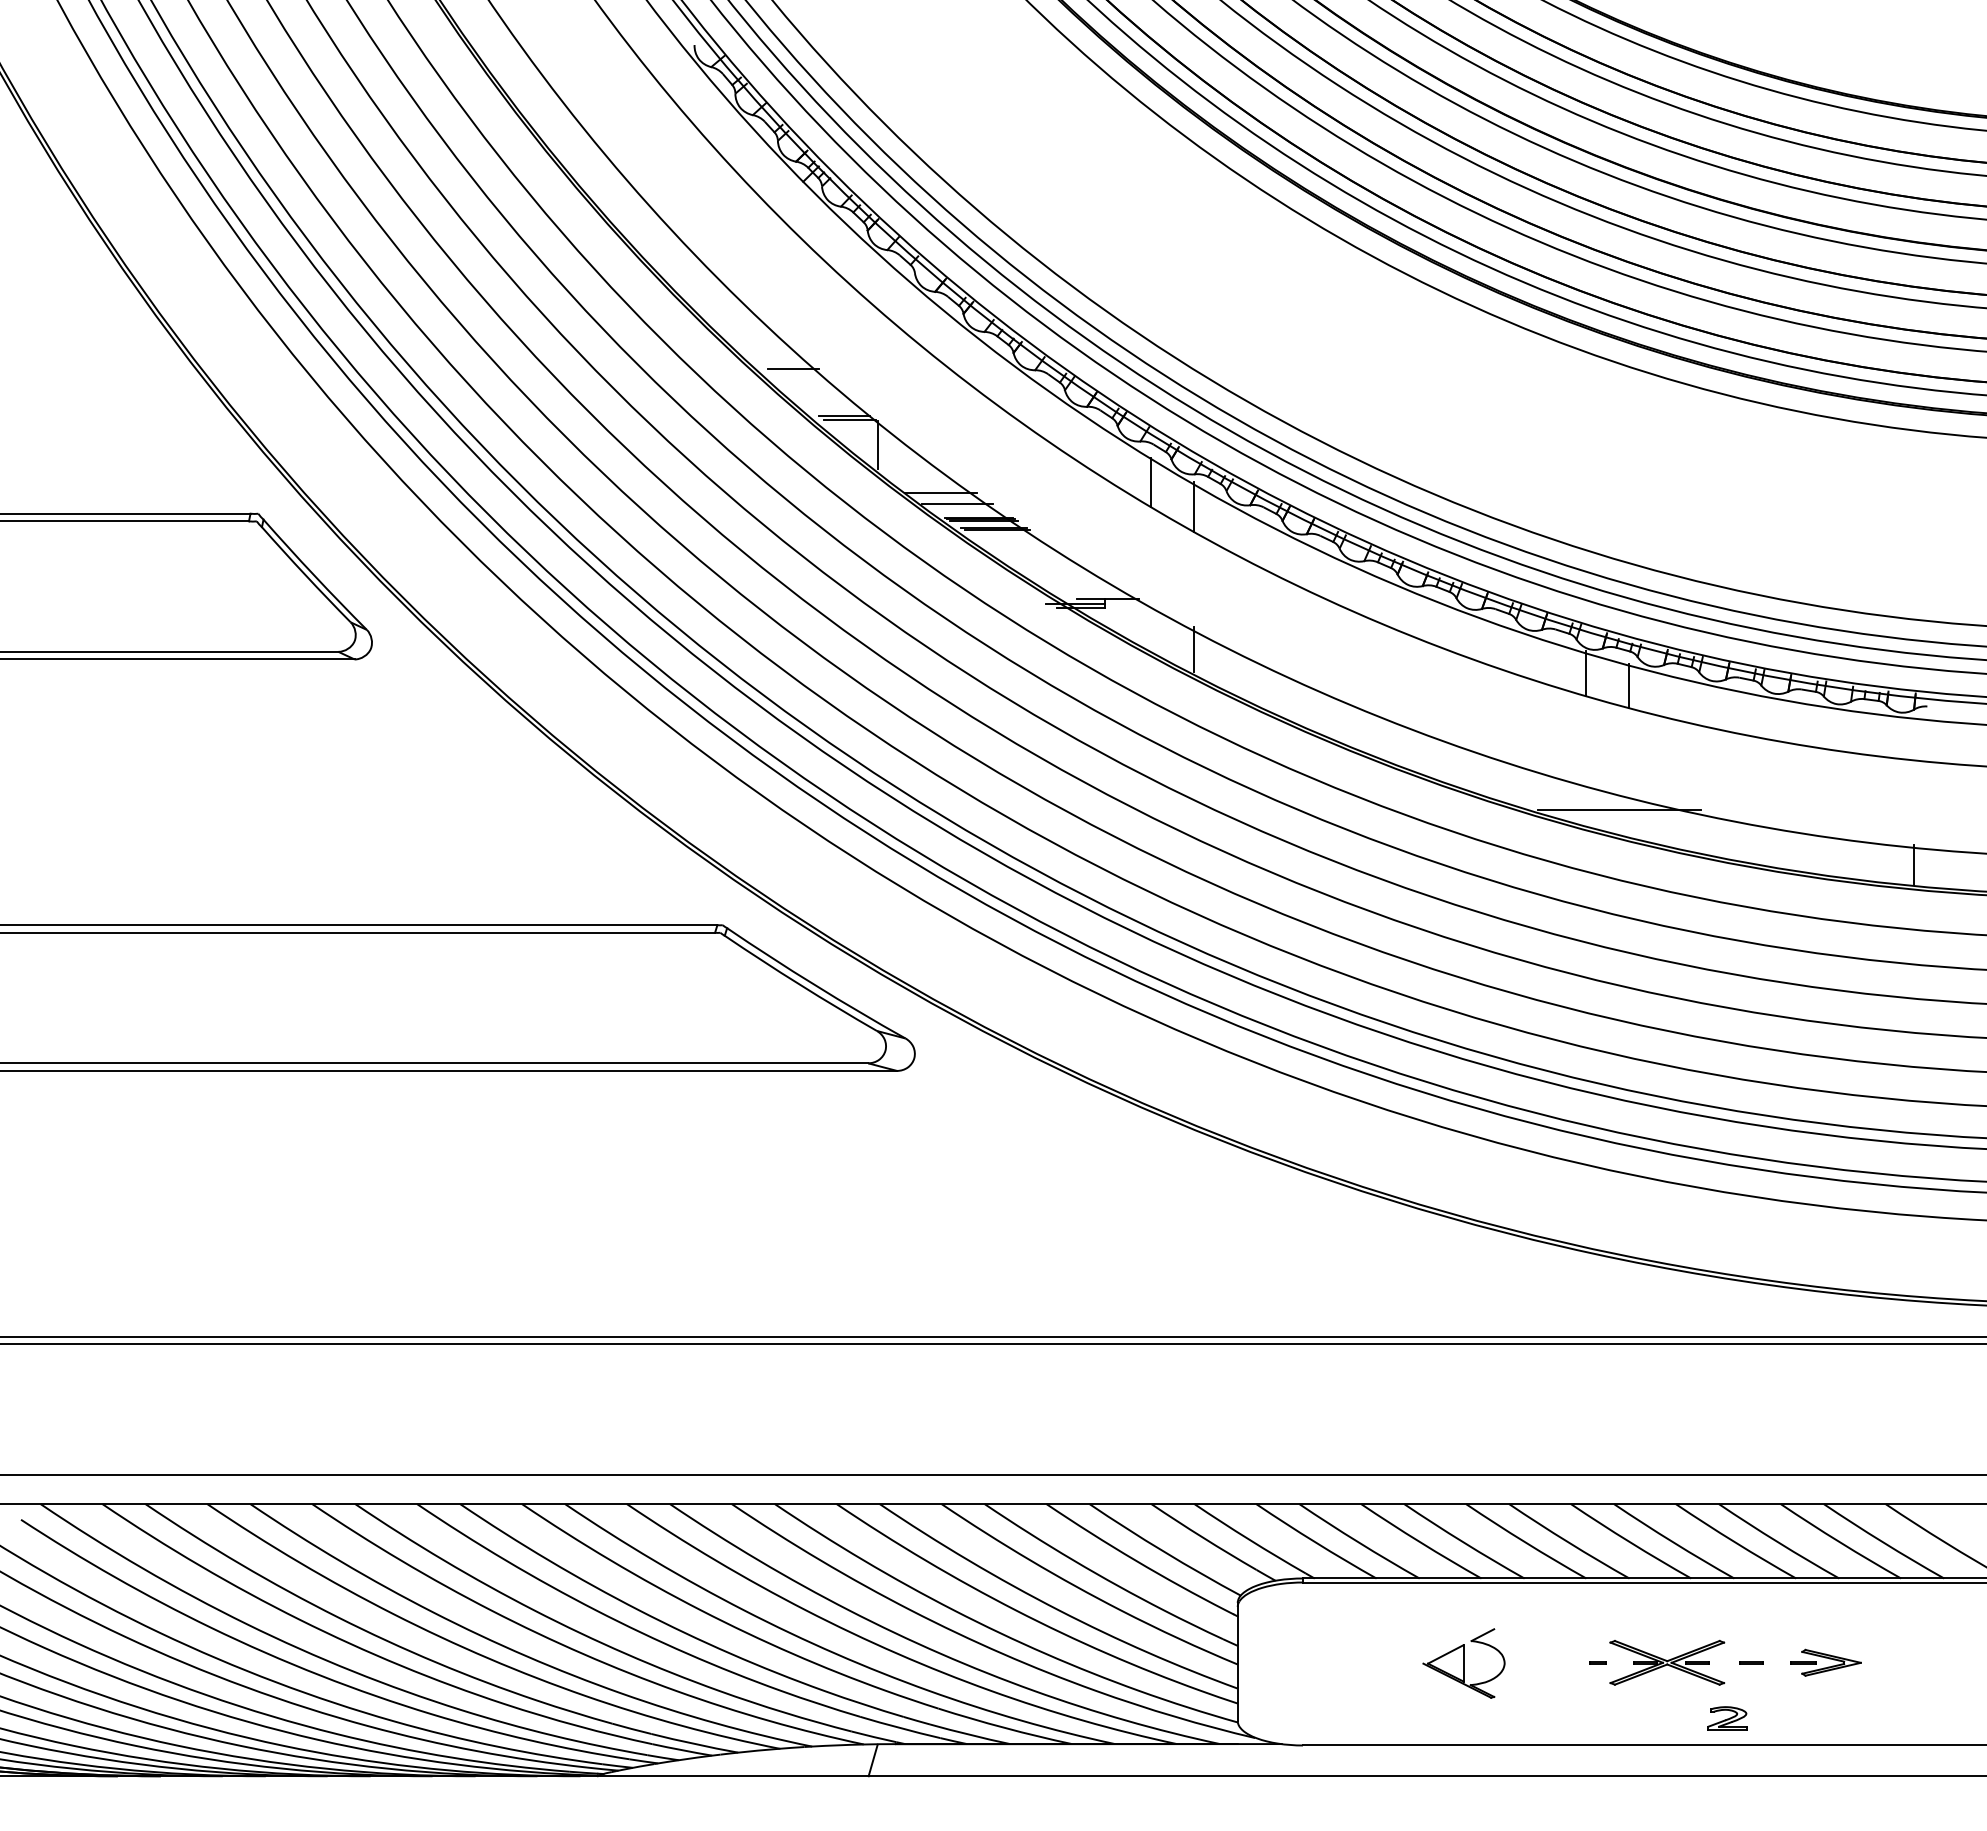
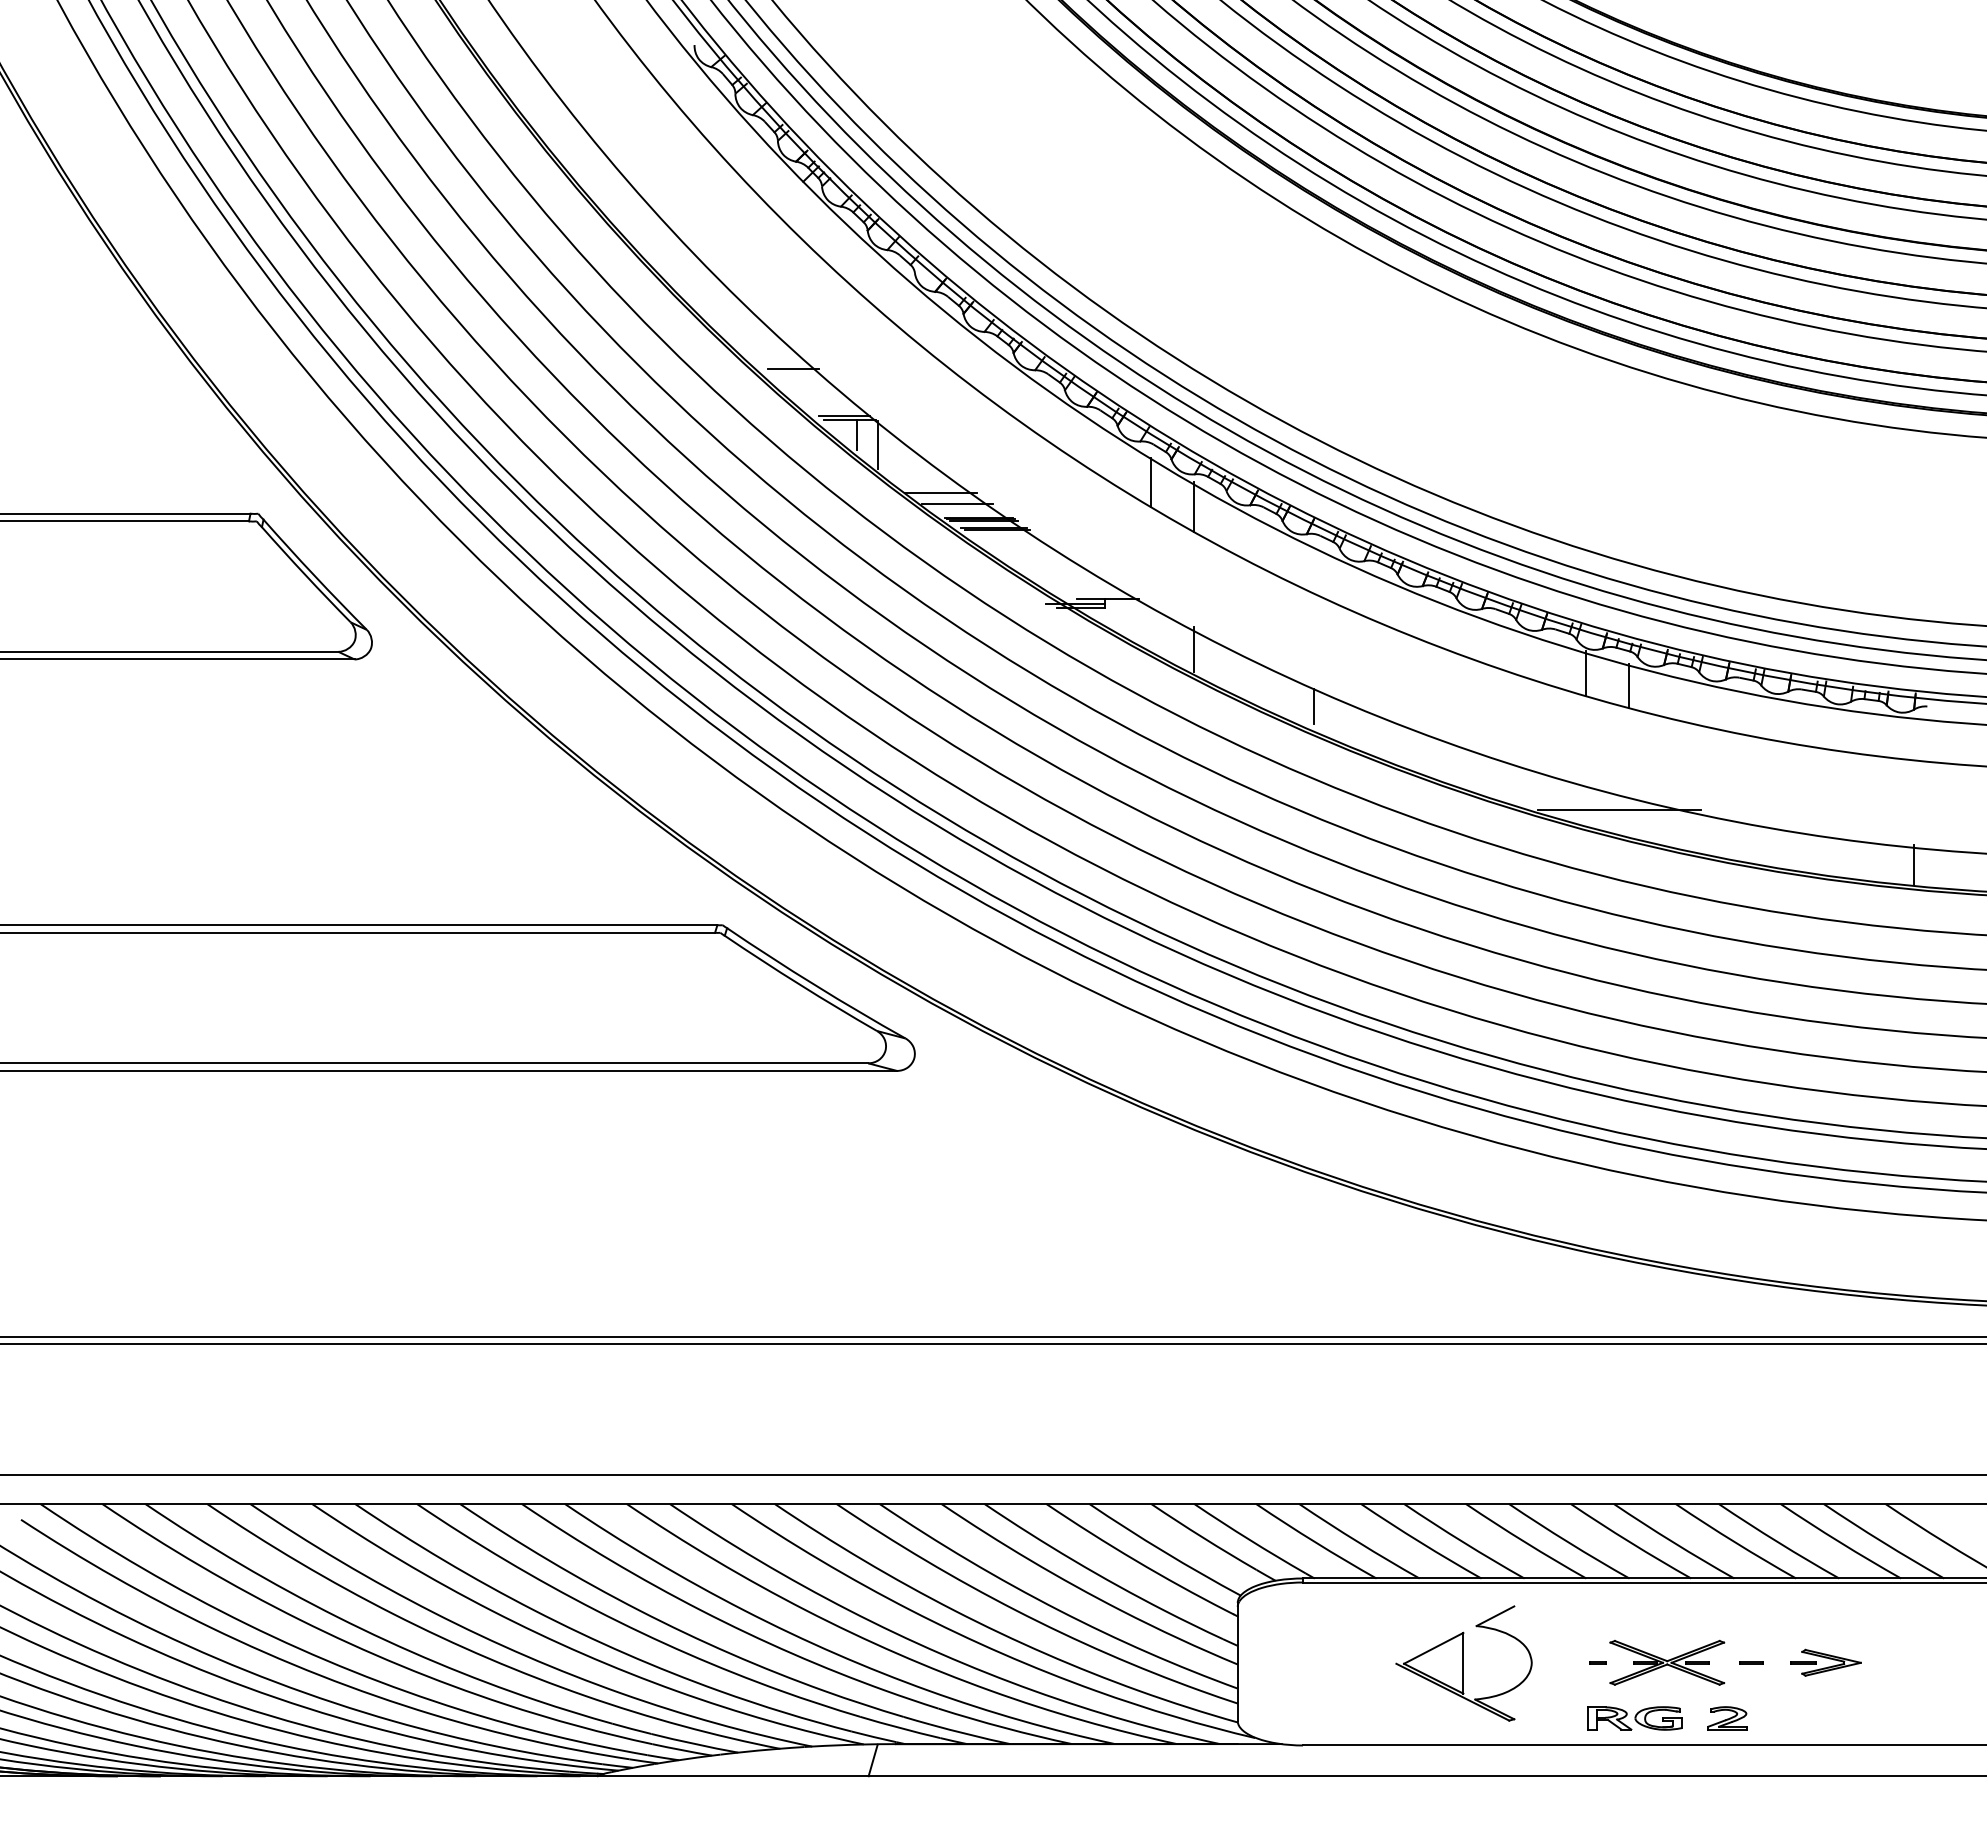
line: none -> present (856, 435)
line: none -> present (1313, 705)
part size: 84x71 px -> 138x117 px (1463, 1663)
part: none -> present (1634, 1718)
